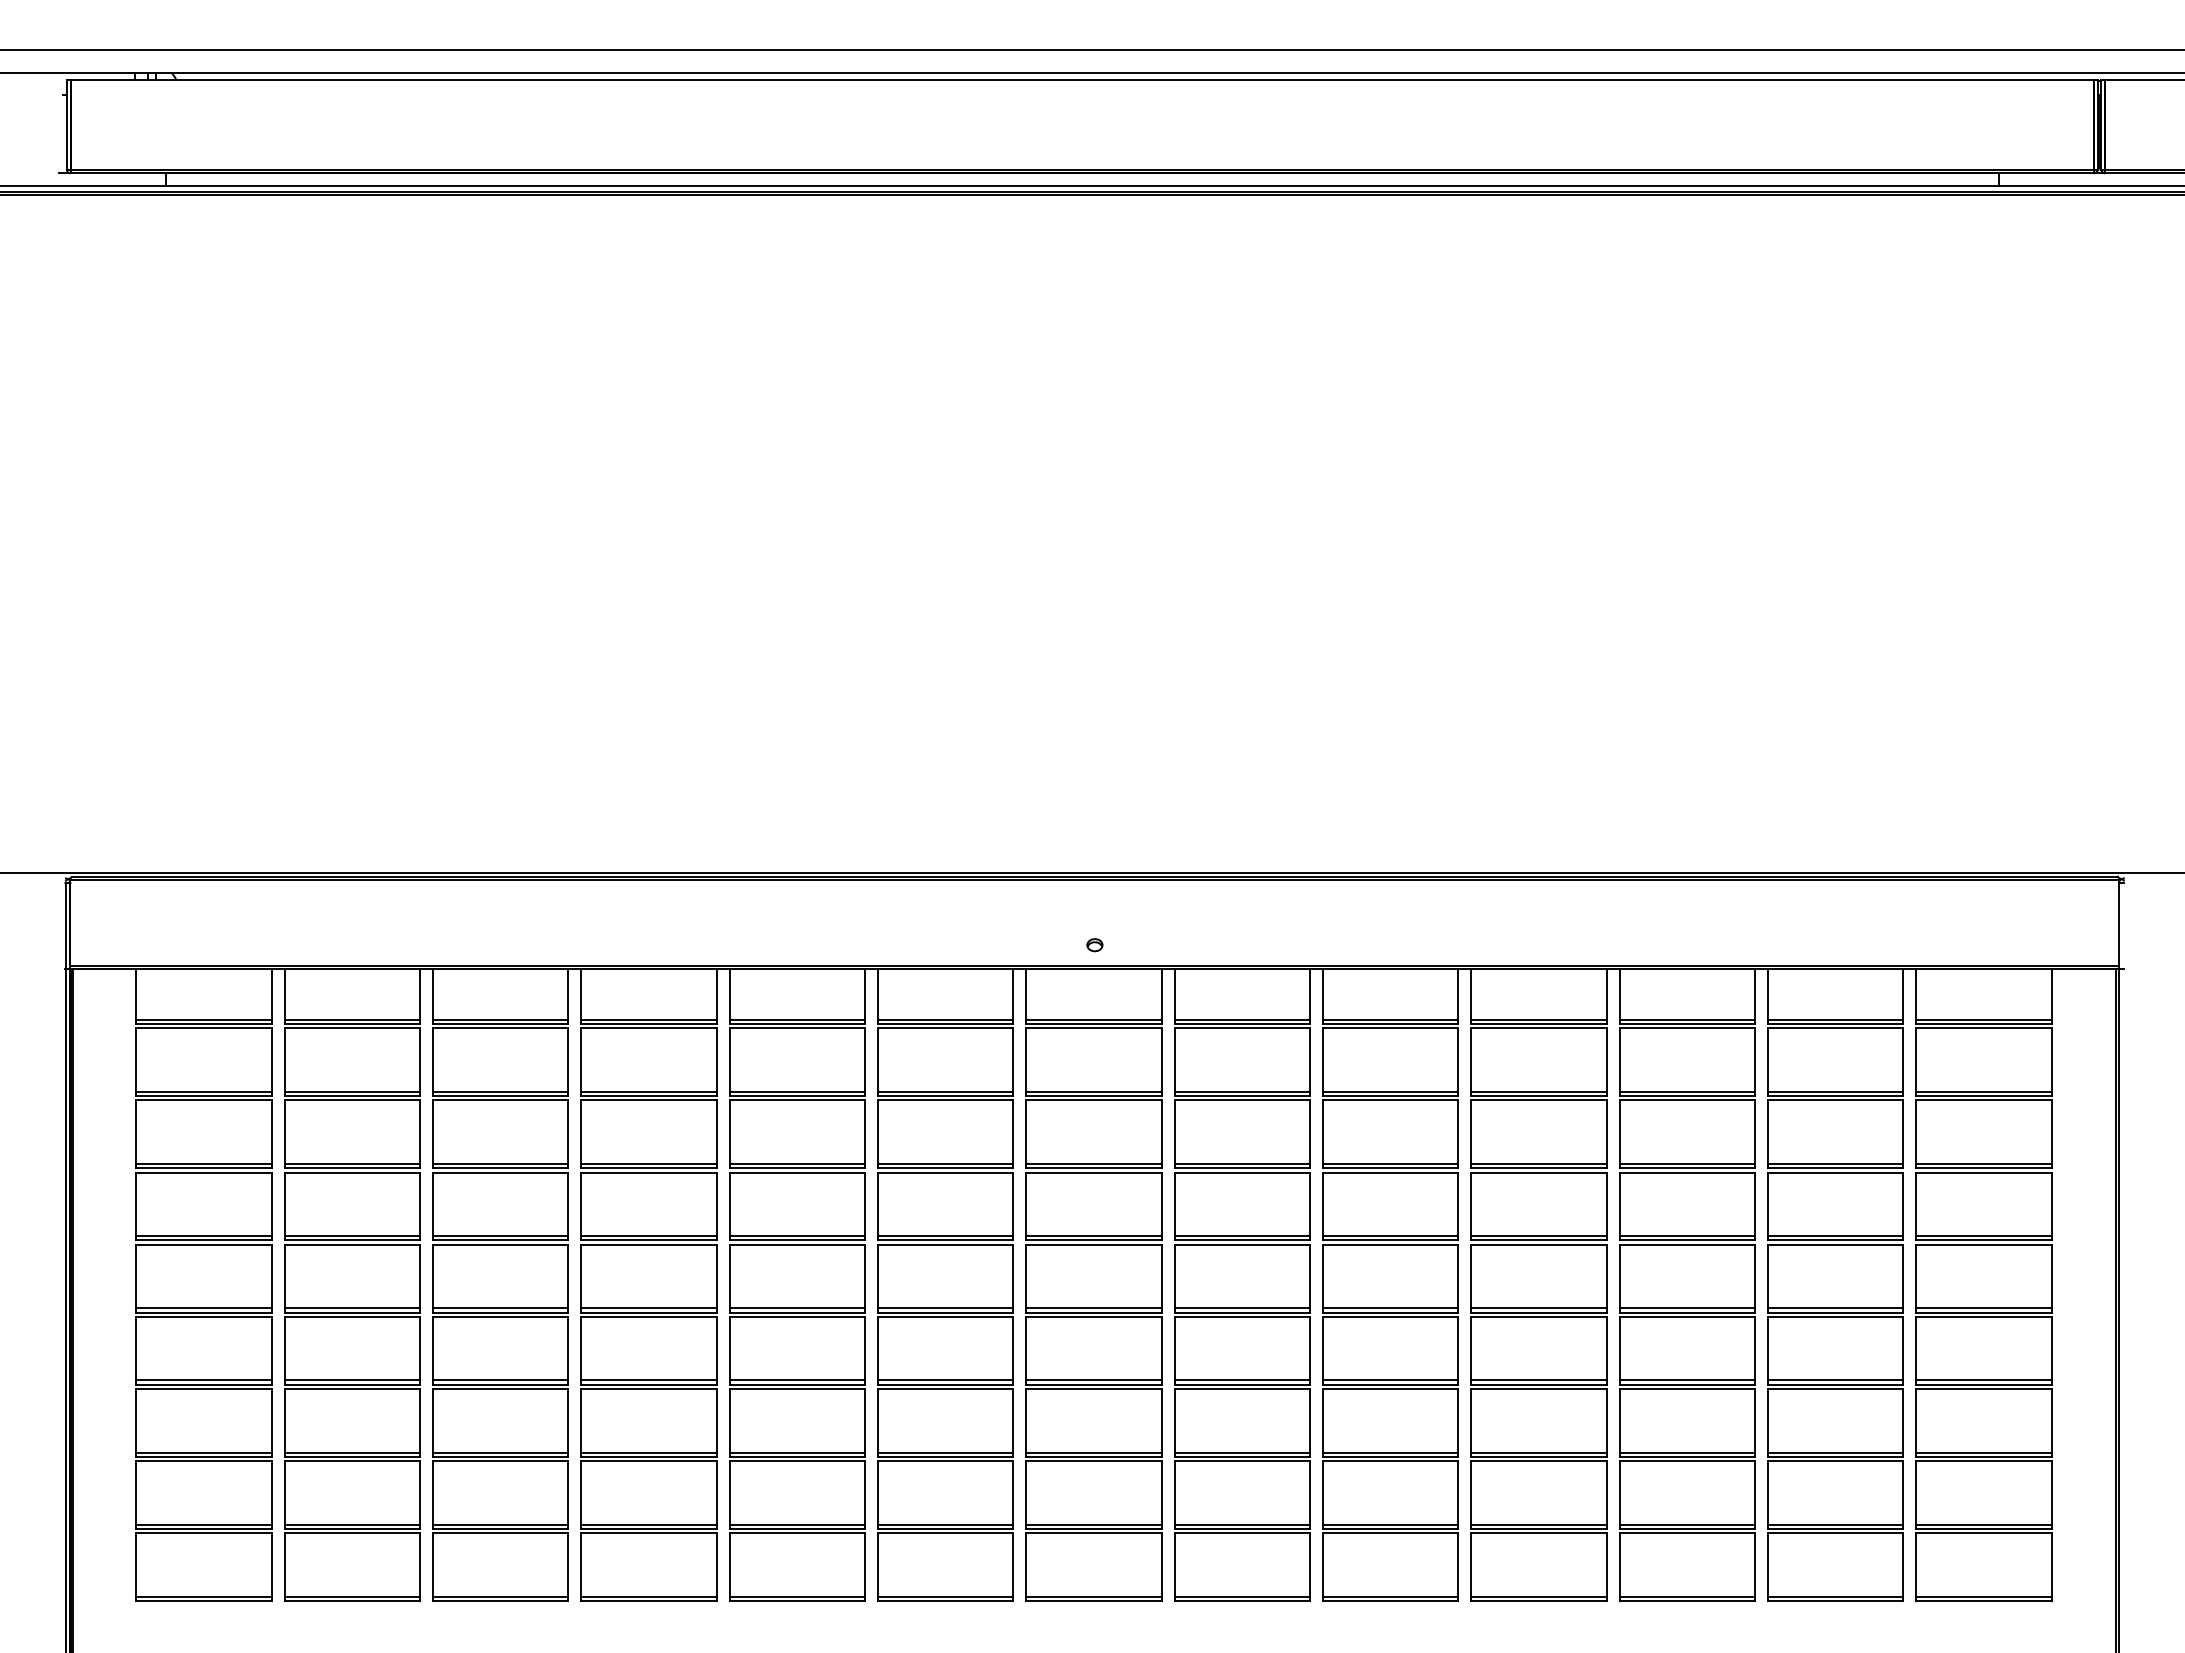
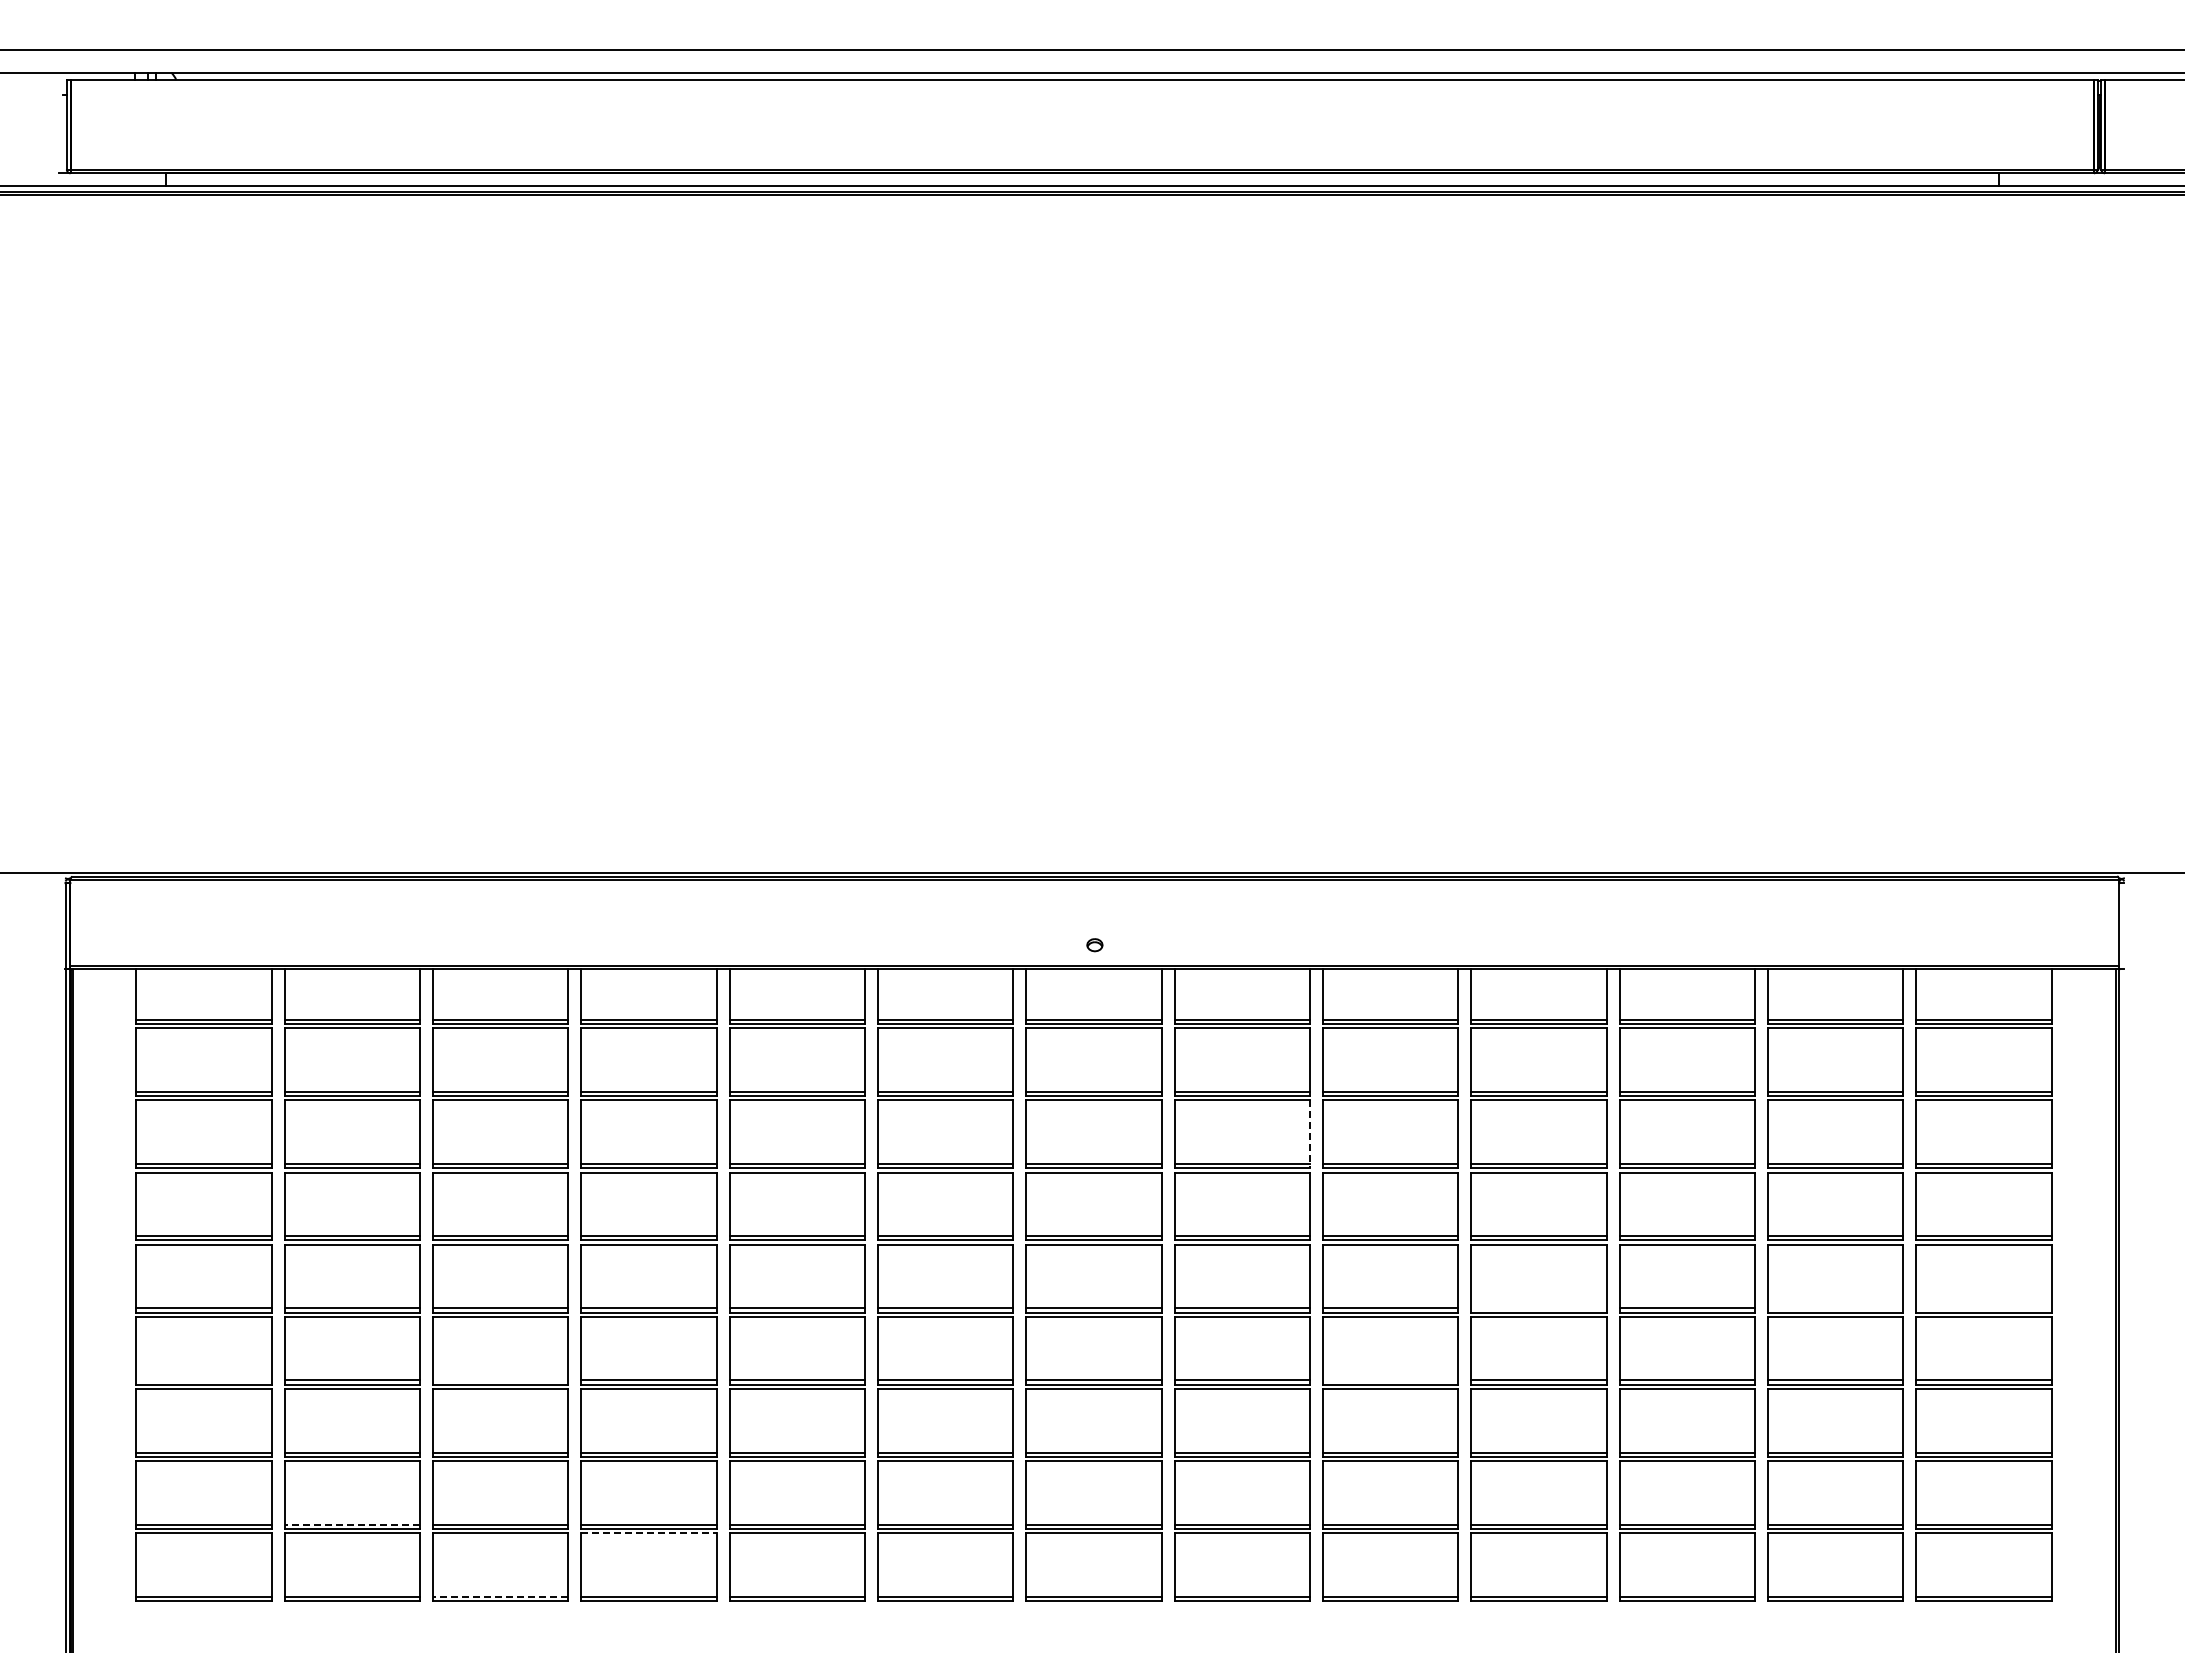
line: solid -> dashed (1310, 1134)
line: present -> none (1538, 1308)
line: present -> none (1835, 1308)
line: present -> none (1983, 1308)
line: present -> none (203, 1380)
line: present -> none (500, 1380)
line: present -> none (1390, 1380)
line: solid -> dashed (352, 1524)
line: solid -> dashed (649, 1533)
line: solid -> dashed (500, 1596)
